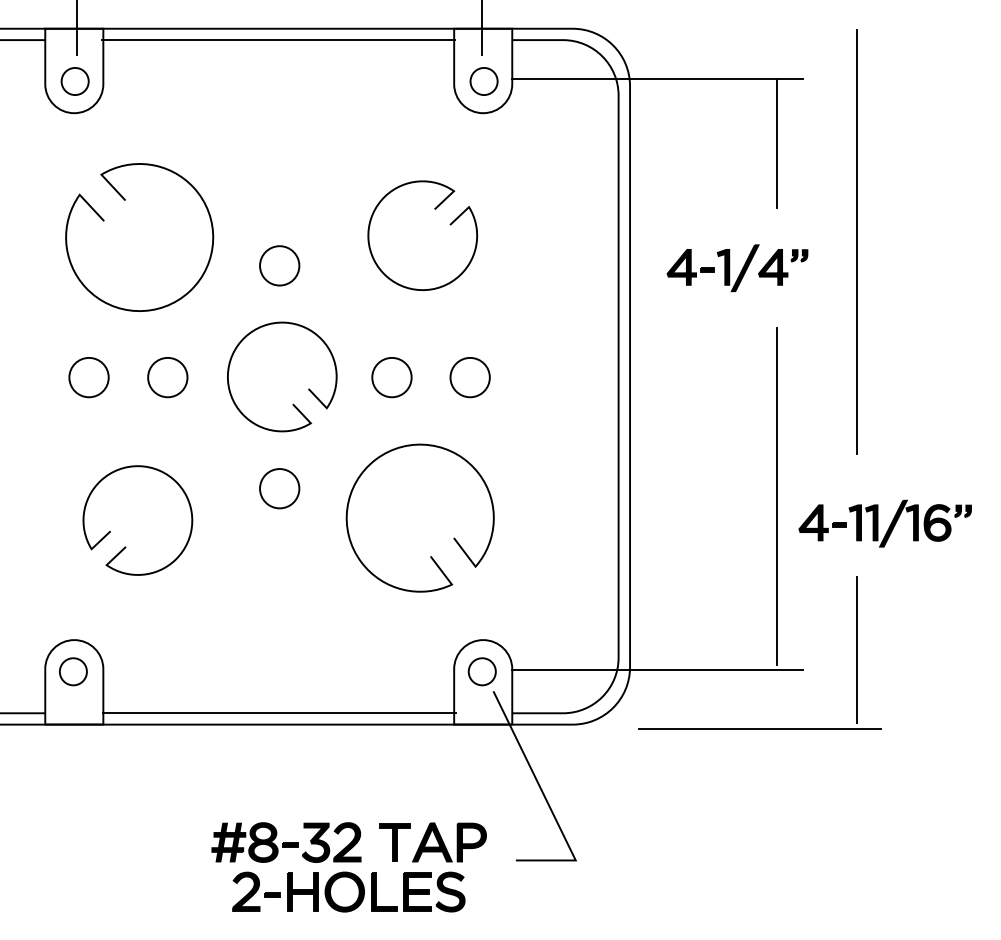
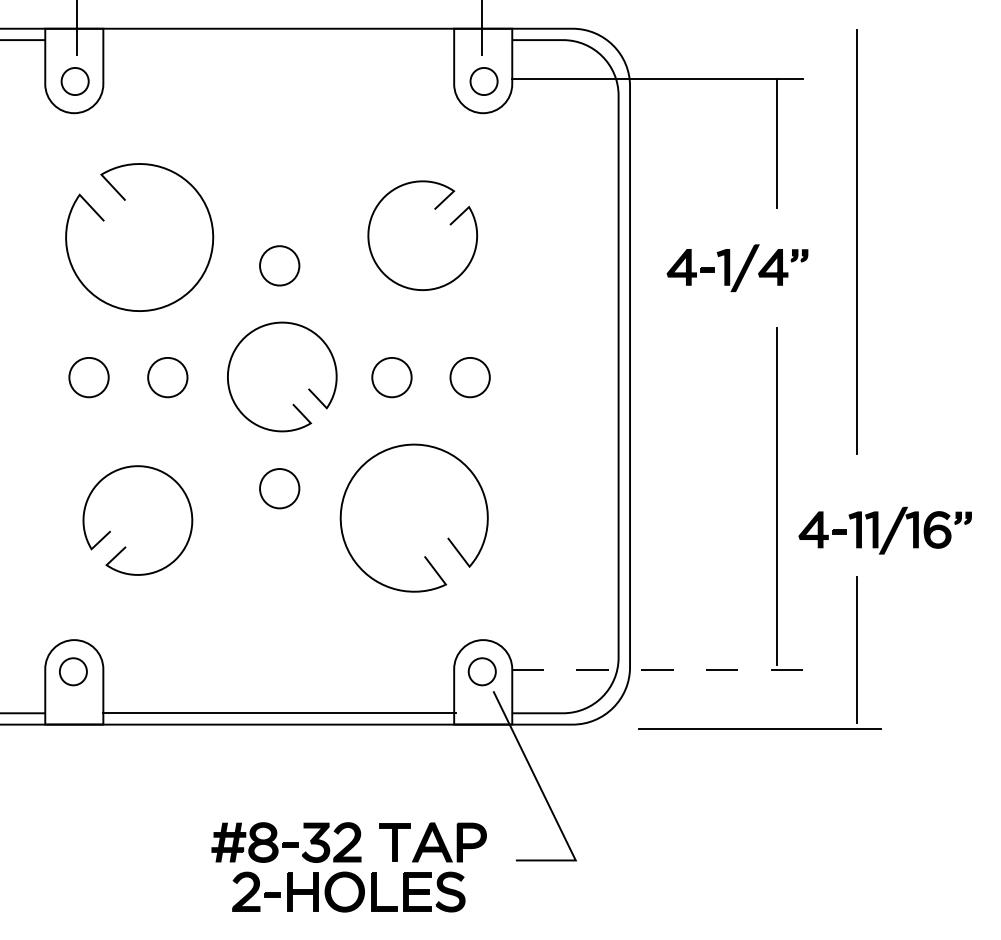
line: present -> none (278, 40)
part position: (884, 523) -> (884, 530) (884, 530)
curve position: (453, 538) -> (447, 538) (447, 538)
line: solid -> dashed (657, 670)
